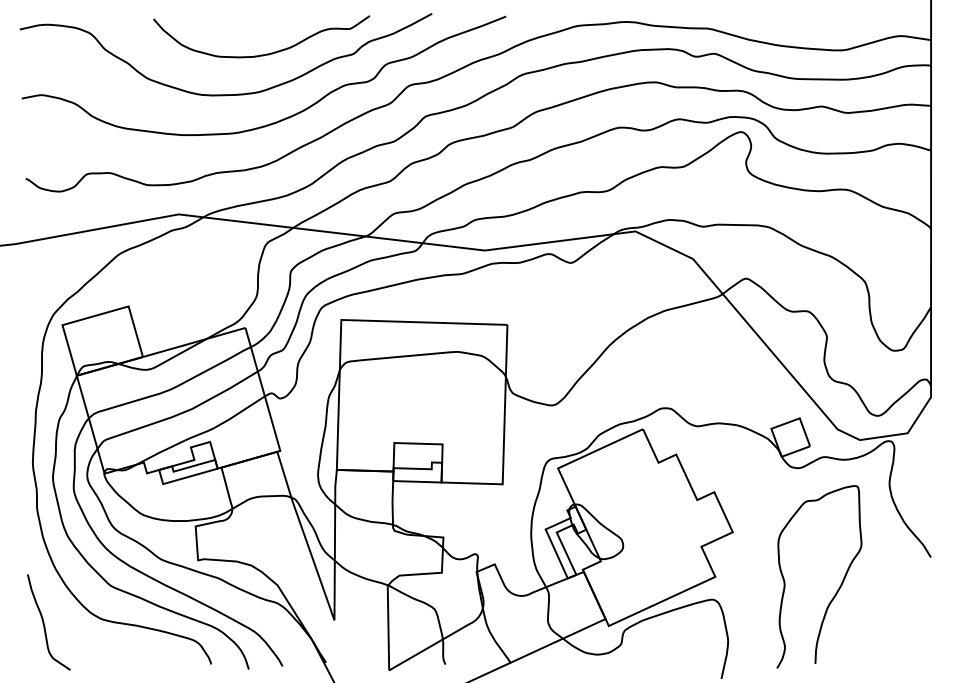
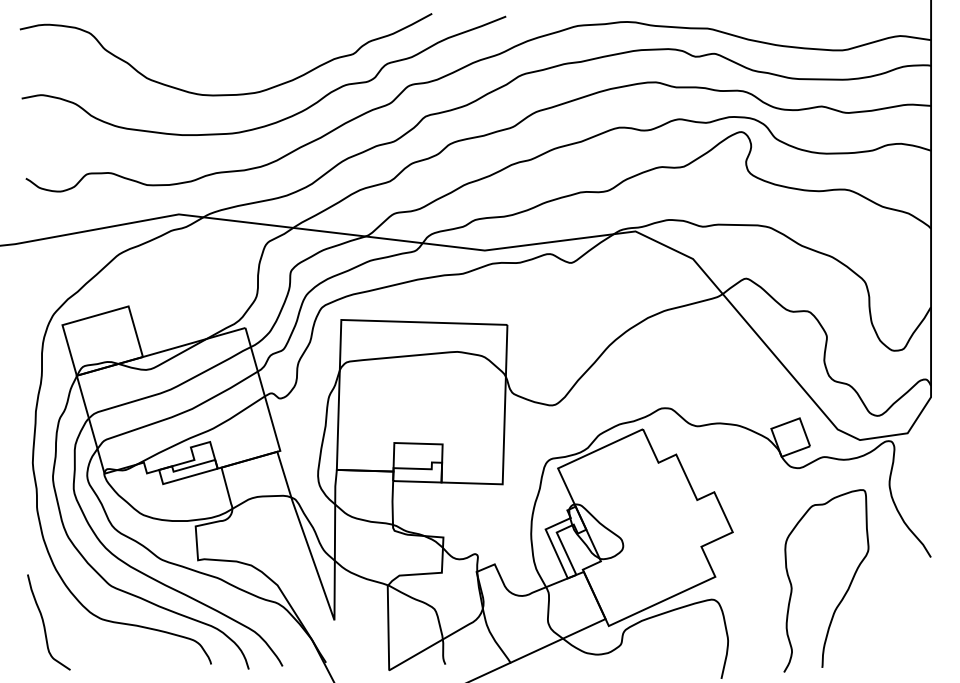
curve: present -> none (266, 53)
curve position: (837, 589) -> (844, 593) (844, 593)
